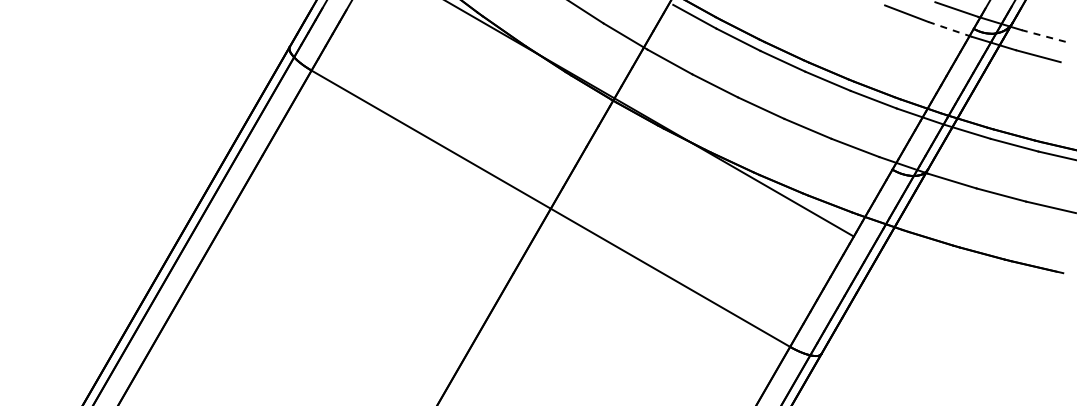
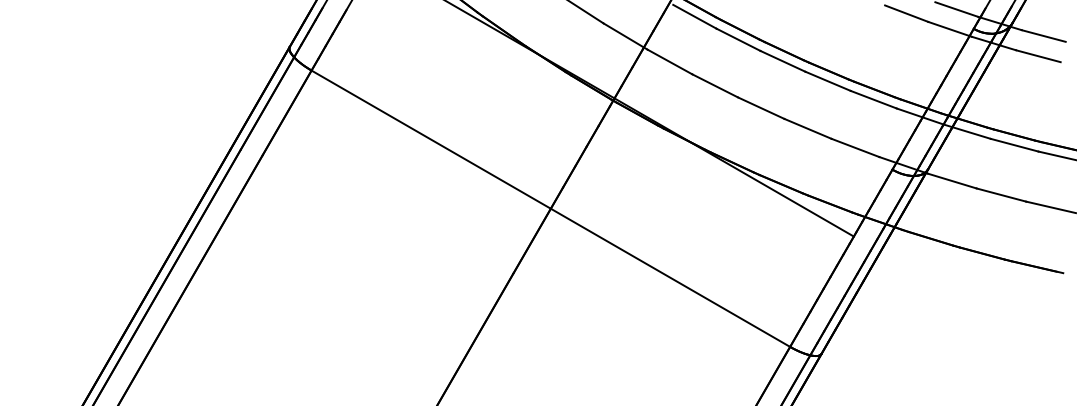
line: dashed -> solid (949, 29)
line: dashed -> solid (1043, 36)
